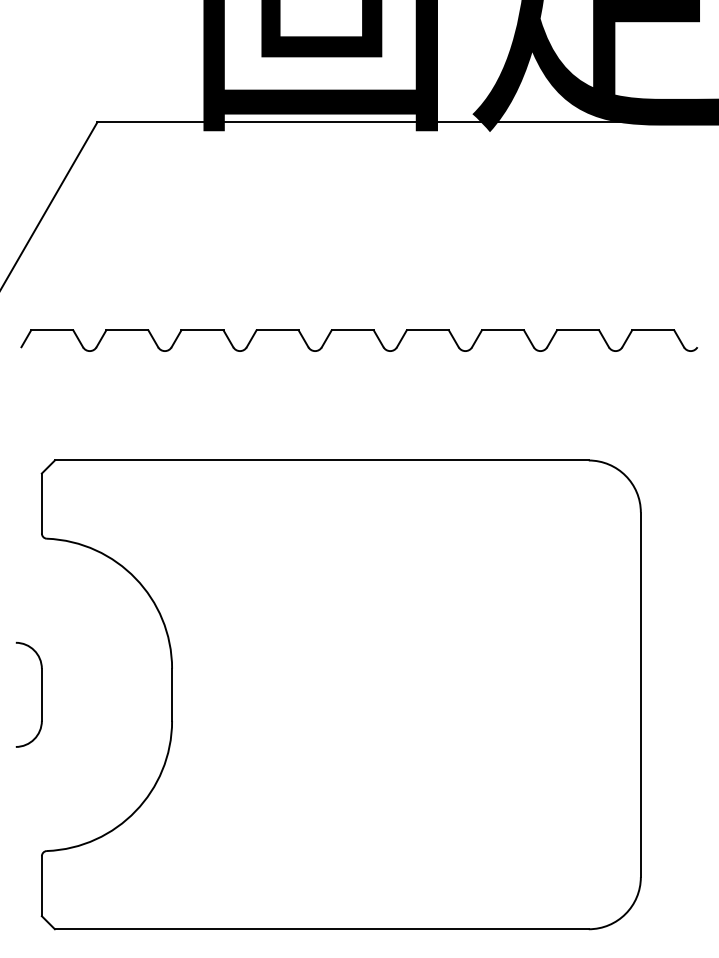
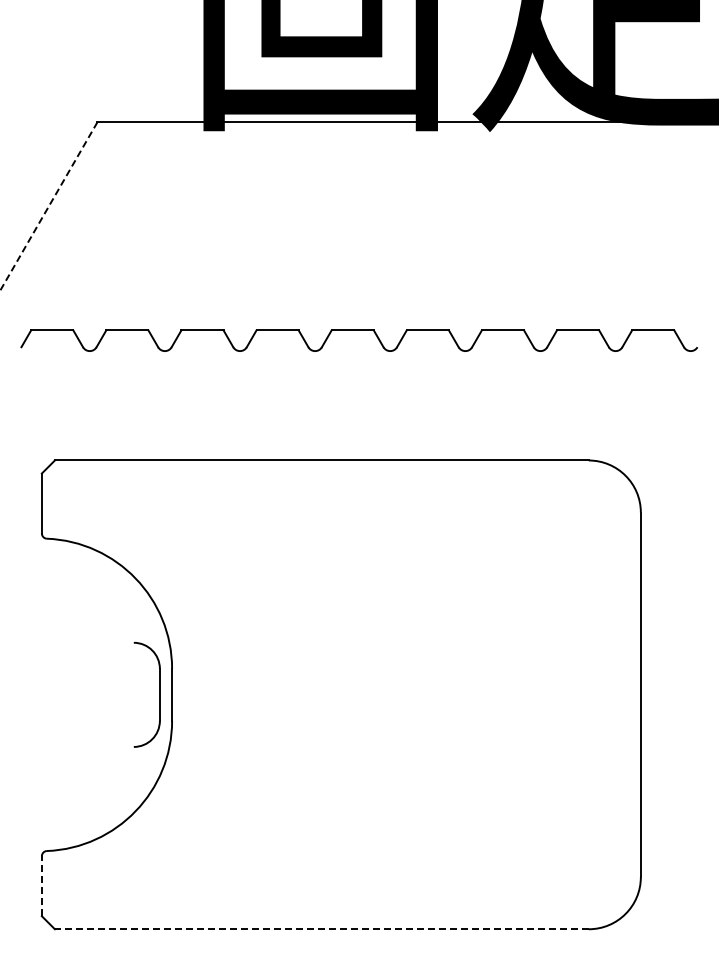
line: solid -> dashed (48, 206)
part position: (41, 694) -> (159, 694) (159, 694)
line: solid -> dashed (41, 885)
line: solid -> dashed (321, 929)
